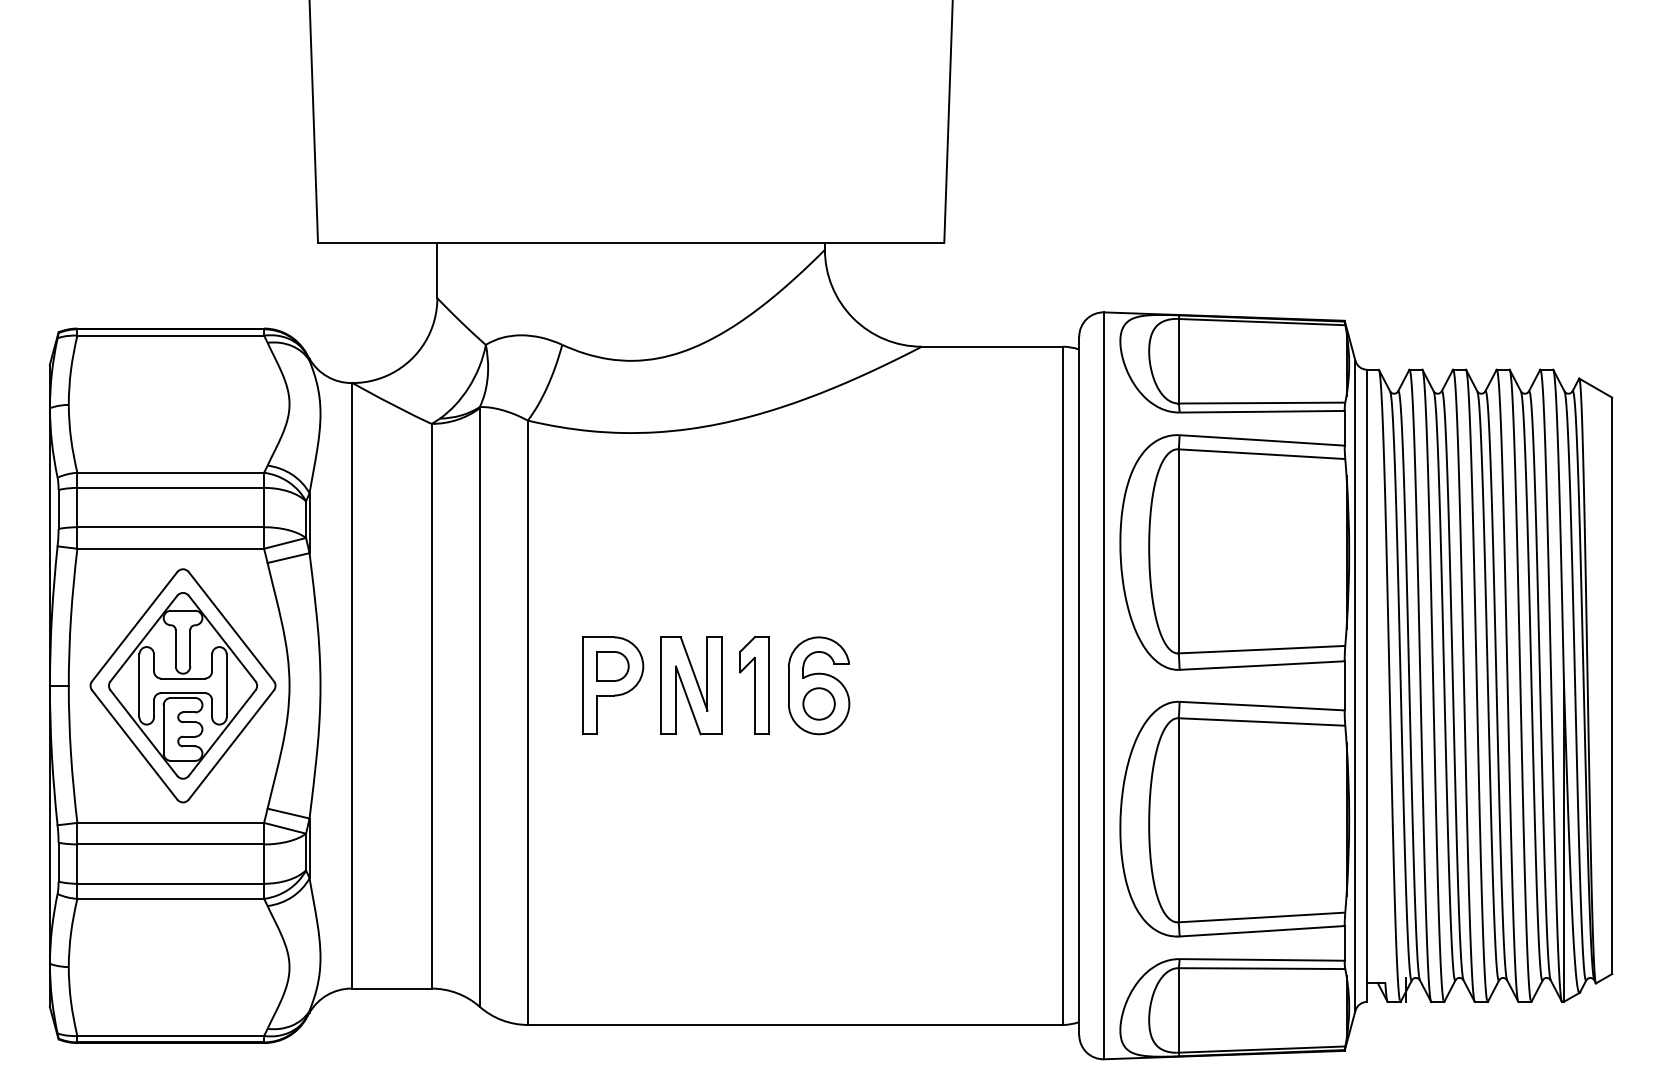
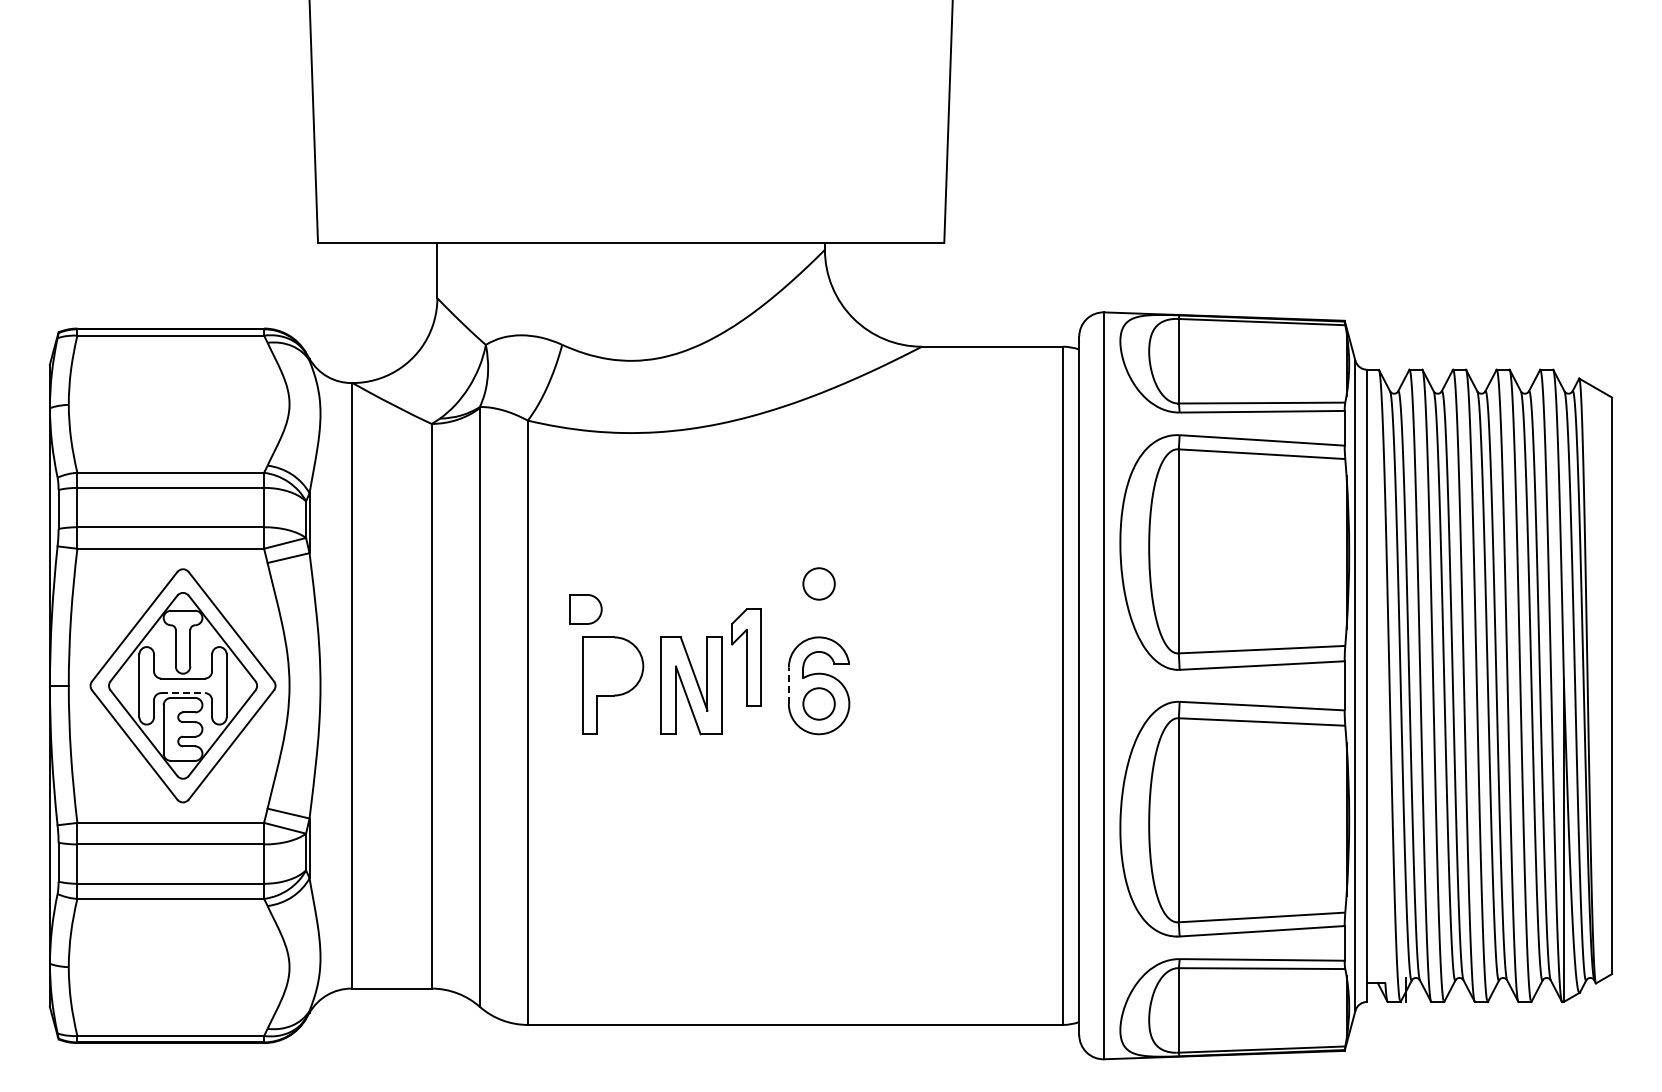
circle: none -> present (818, 583)
part position: (612, 666) -> (585, 609) (585, 609)
part position: (754, 685) -> (746, 657) (746, 657)
line: solid -> dashed (788, 685)
line: solid -> dashed (183, 693)
